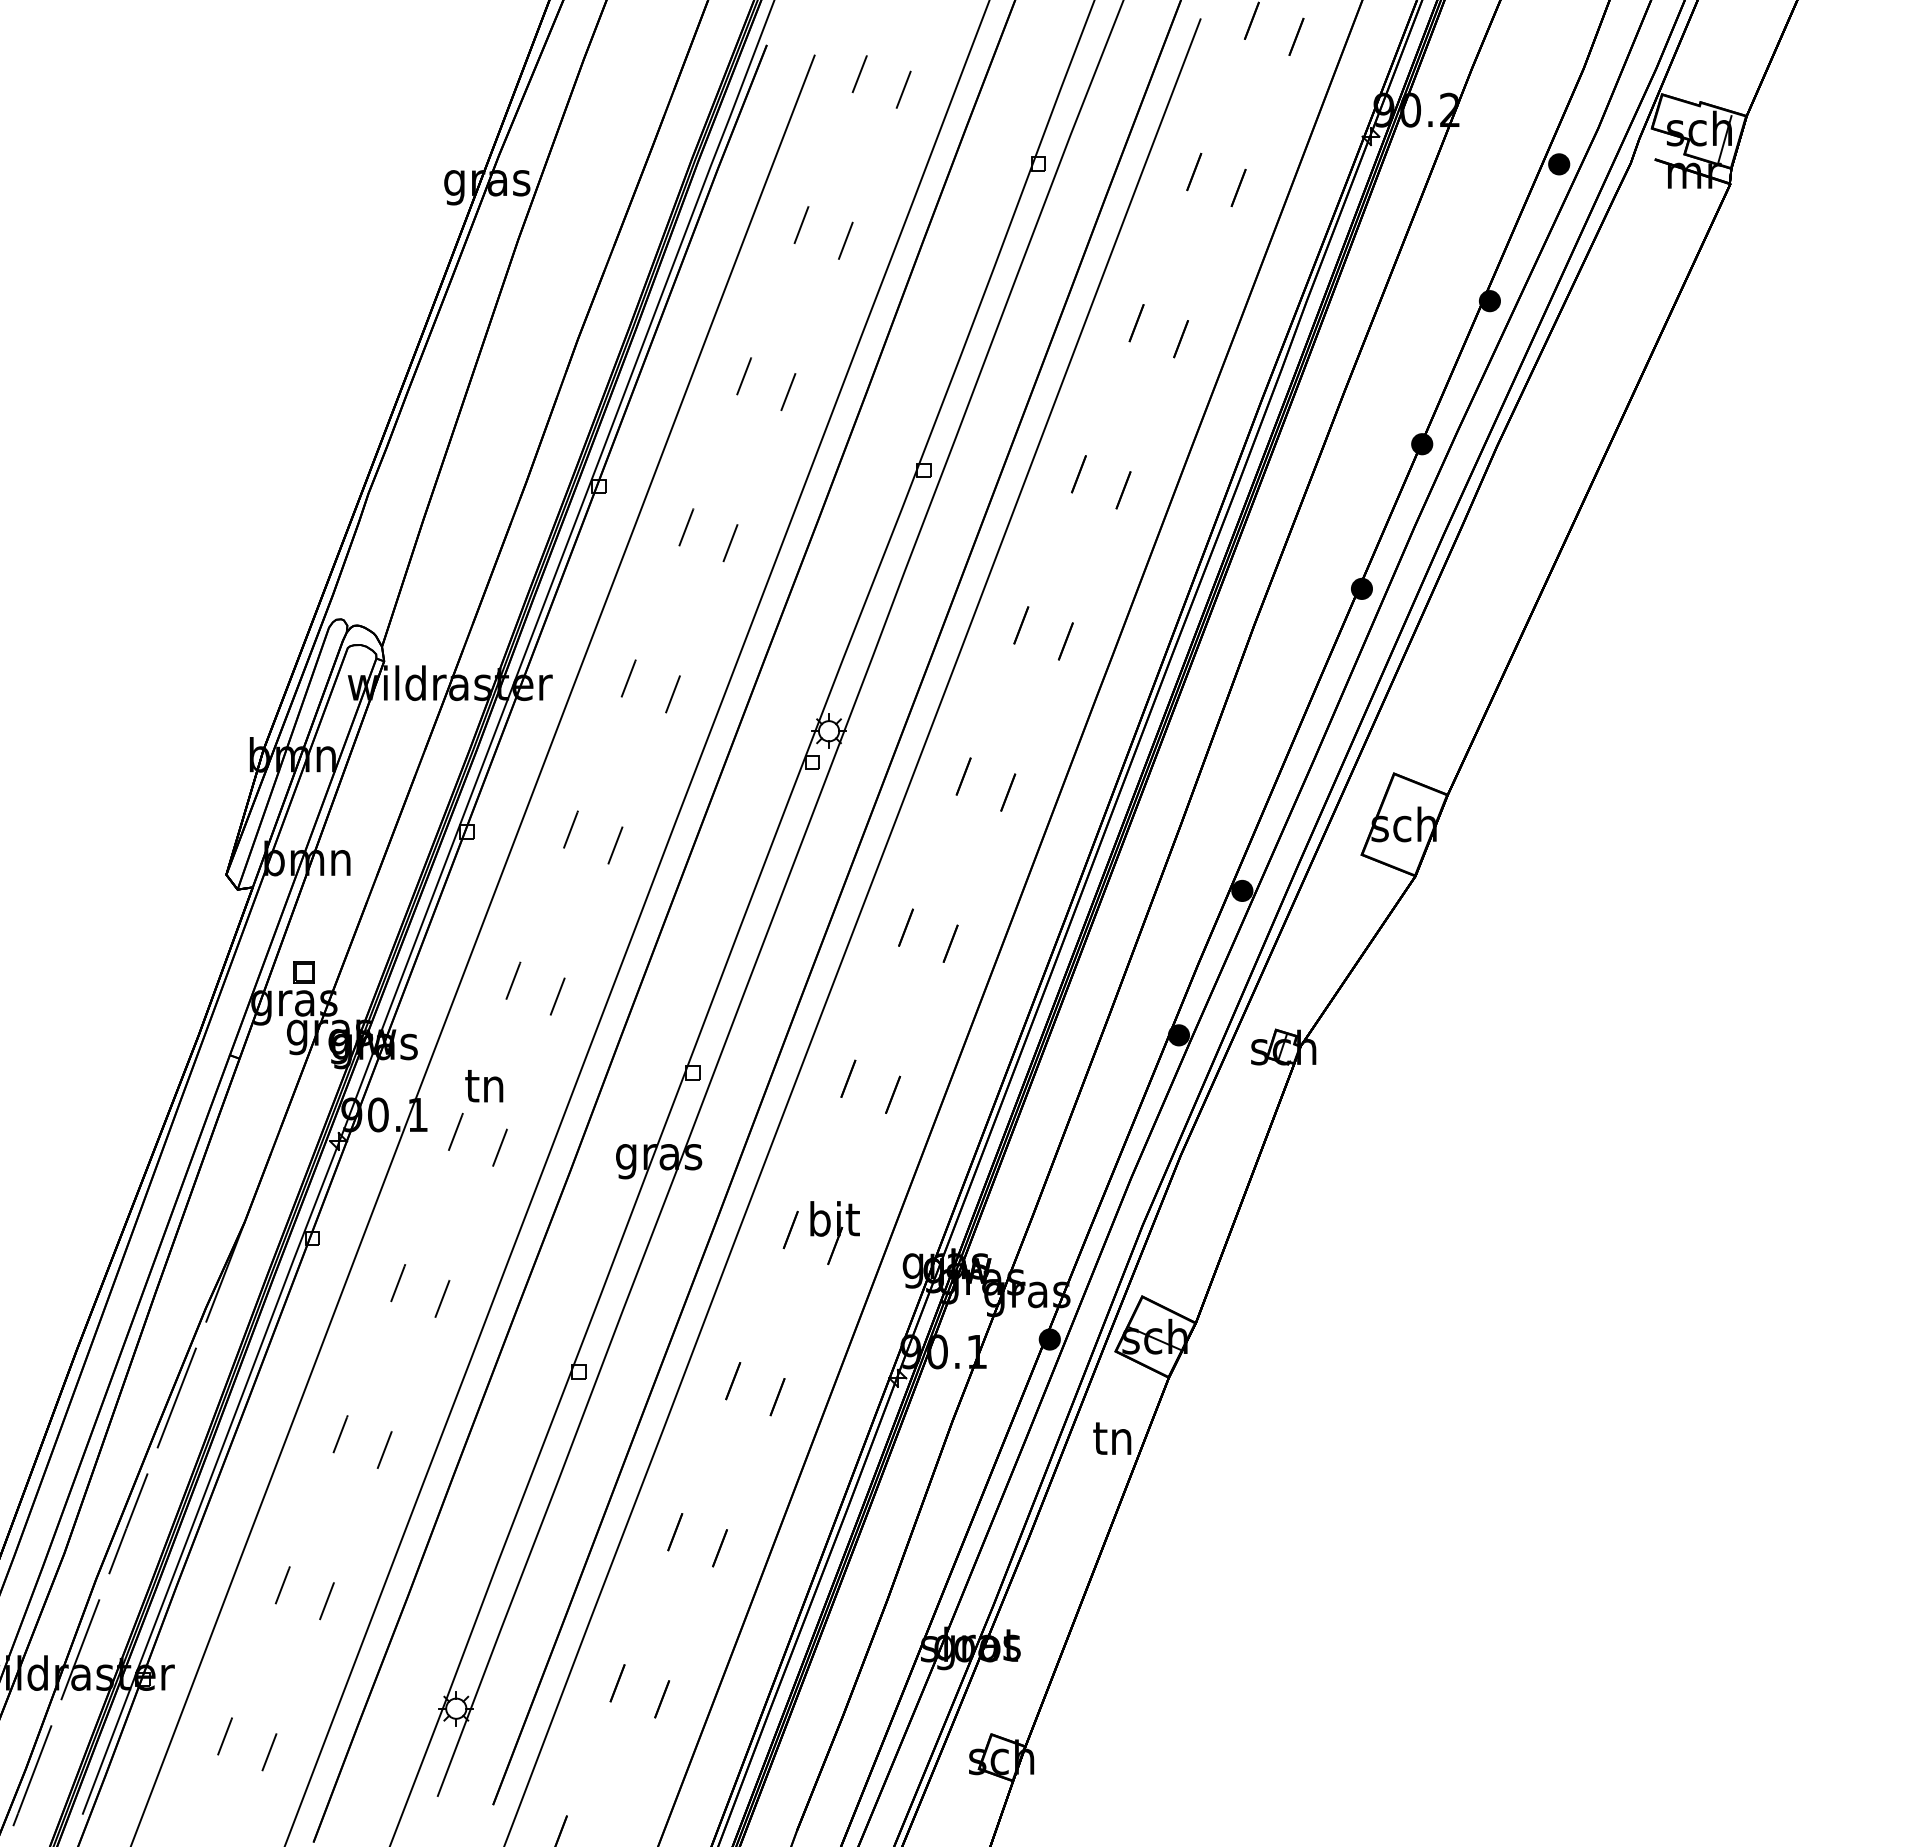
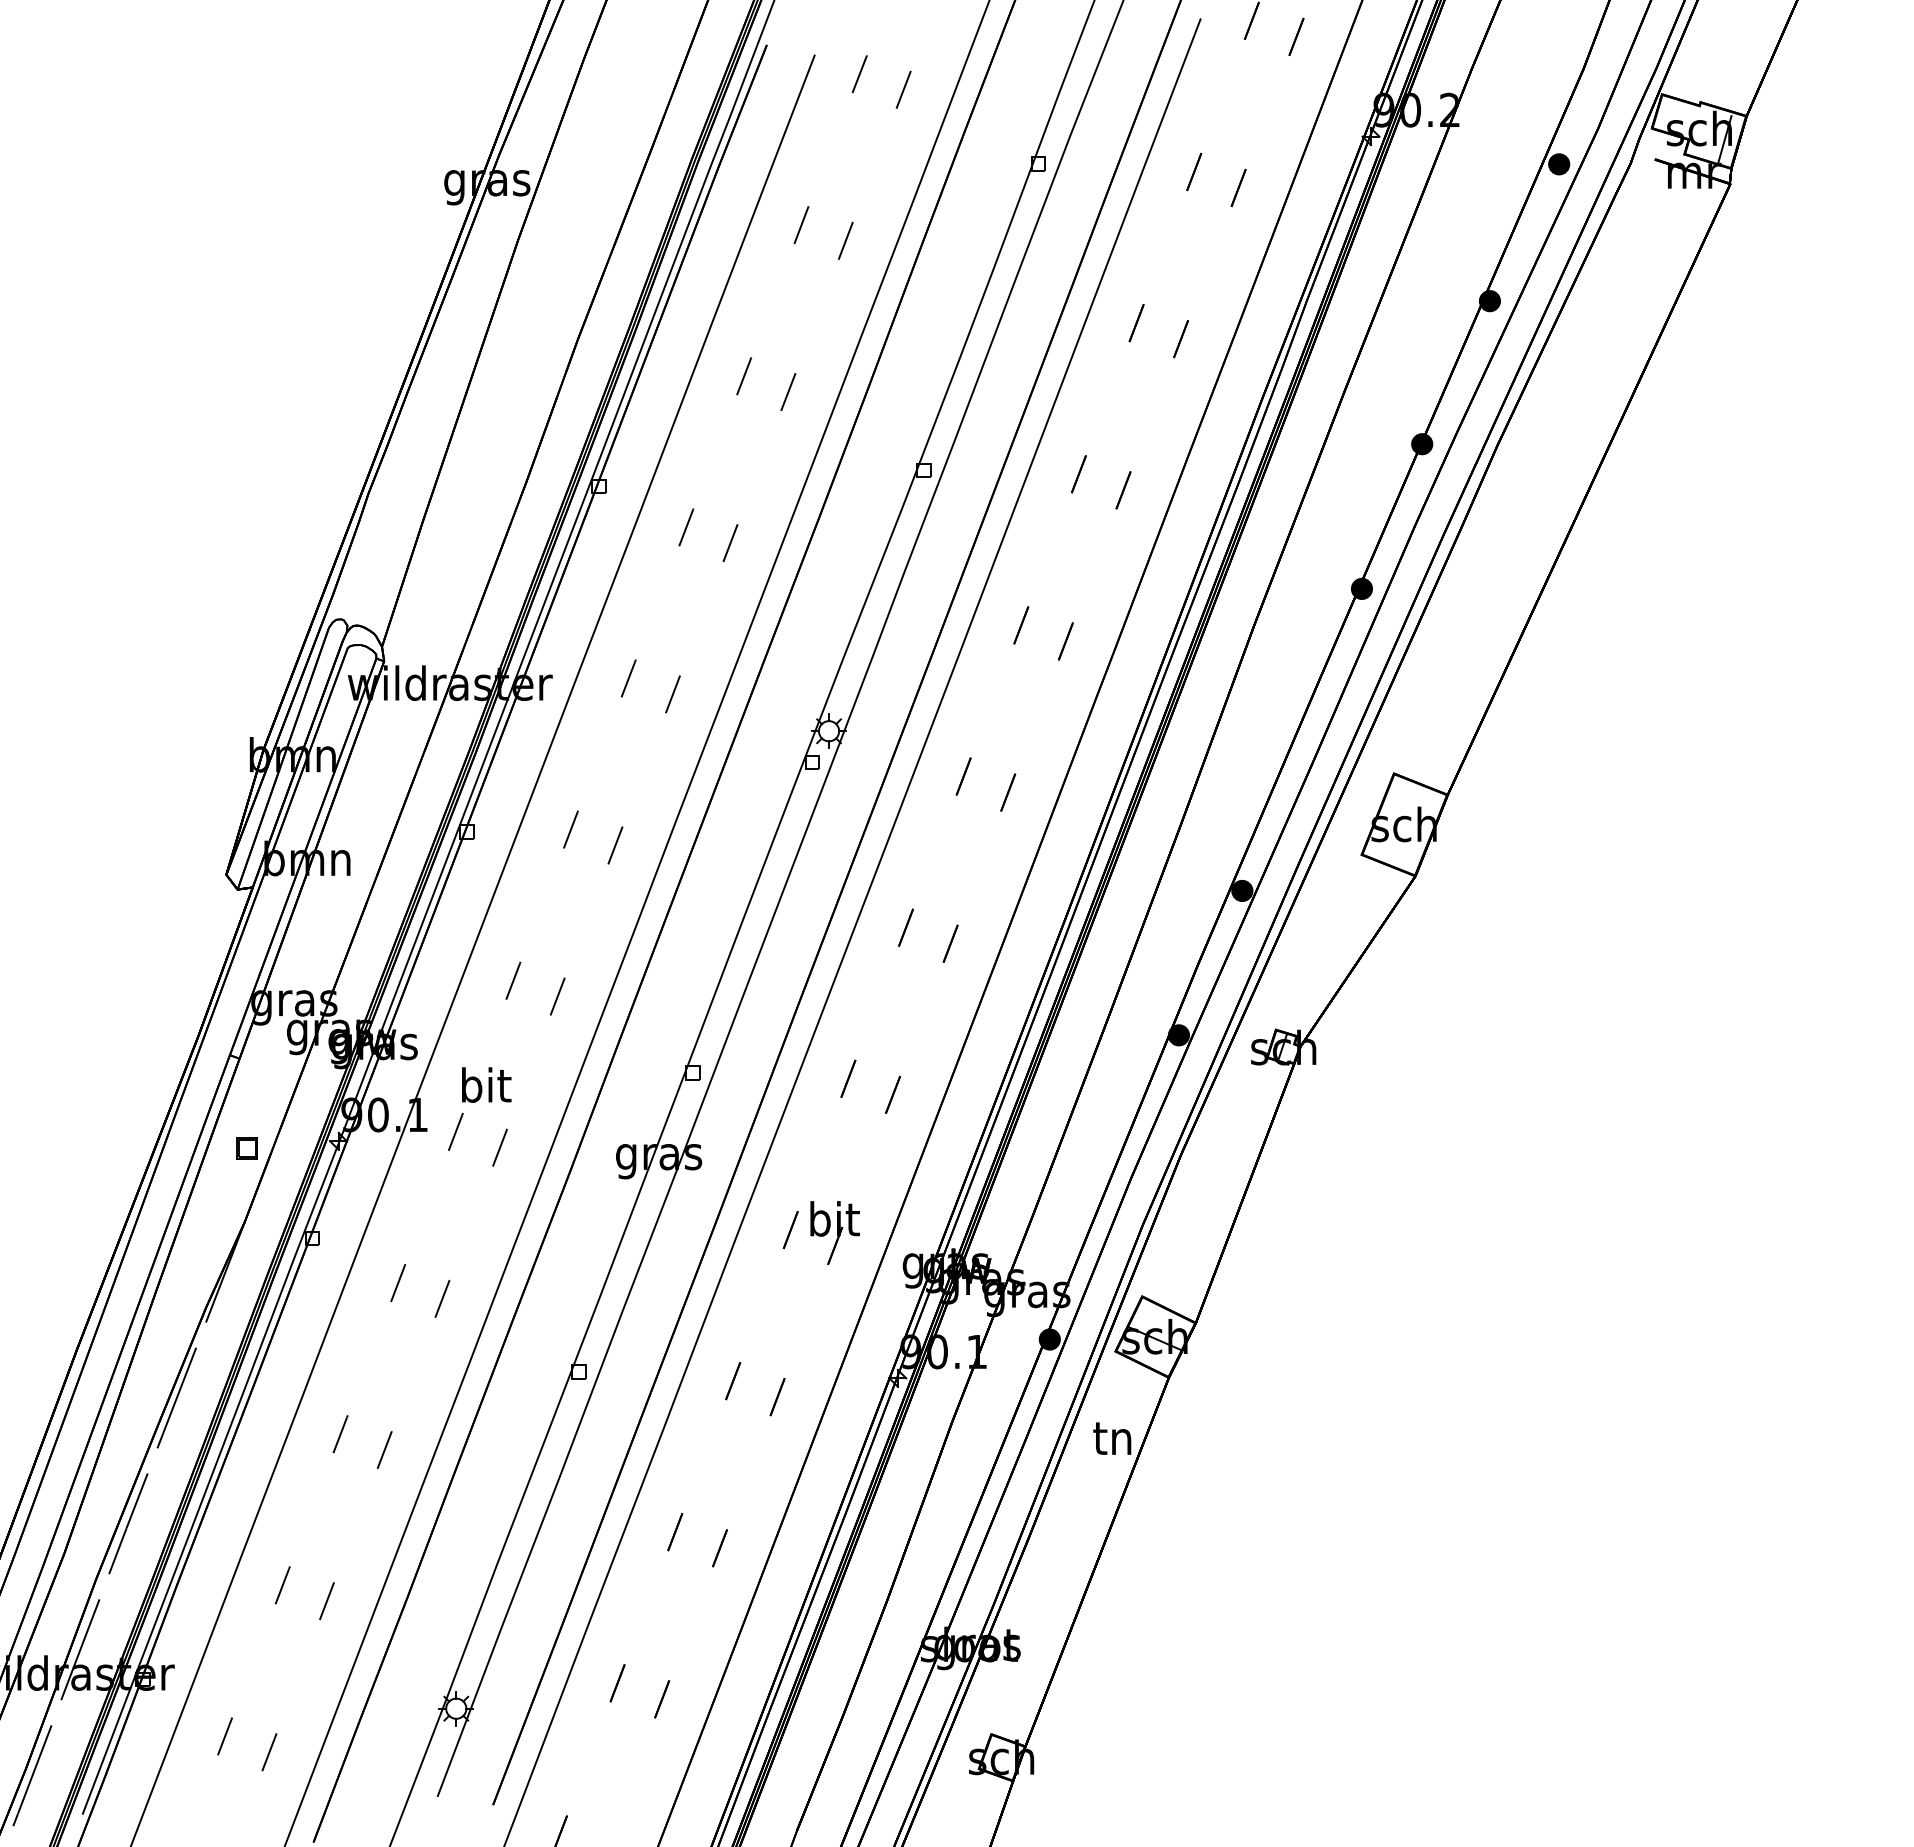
part position: (303, 972) -> (246, 1148) (246, 1148)
text: tn -> bit (486, 1084)
